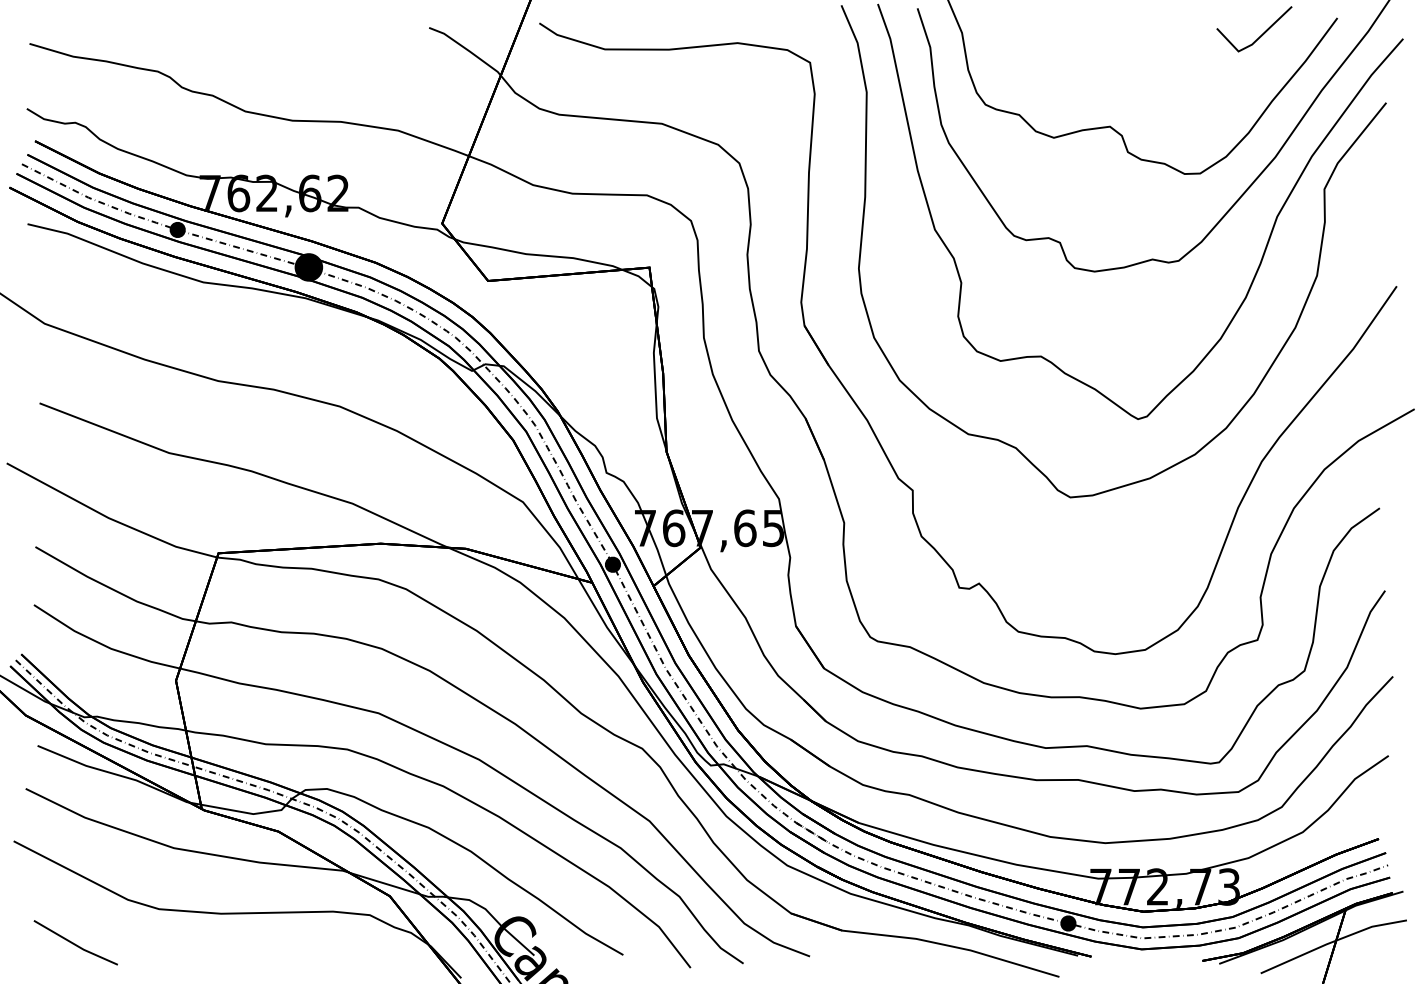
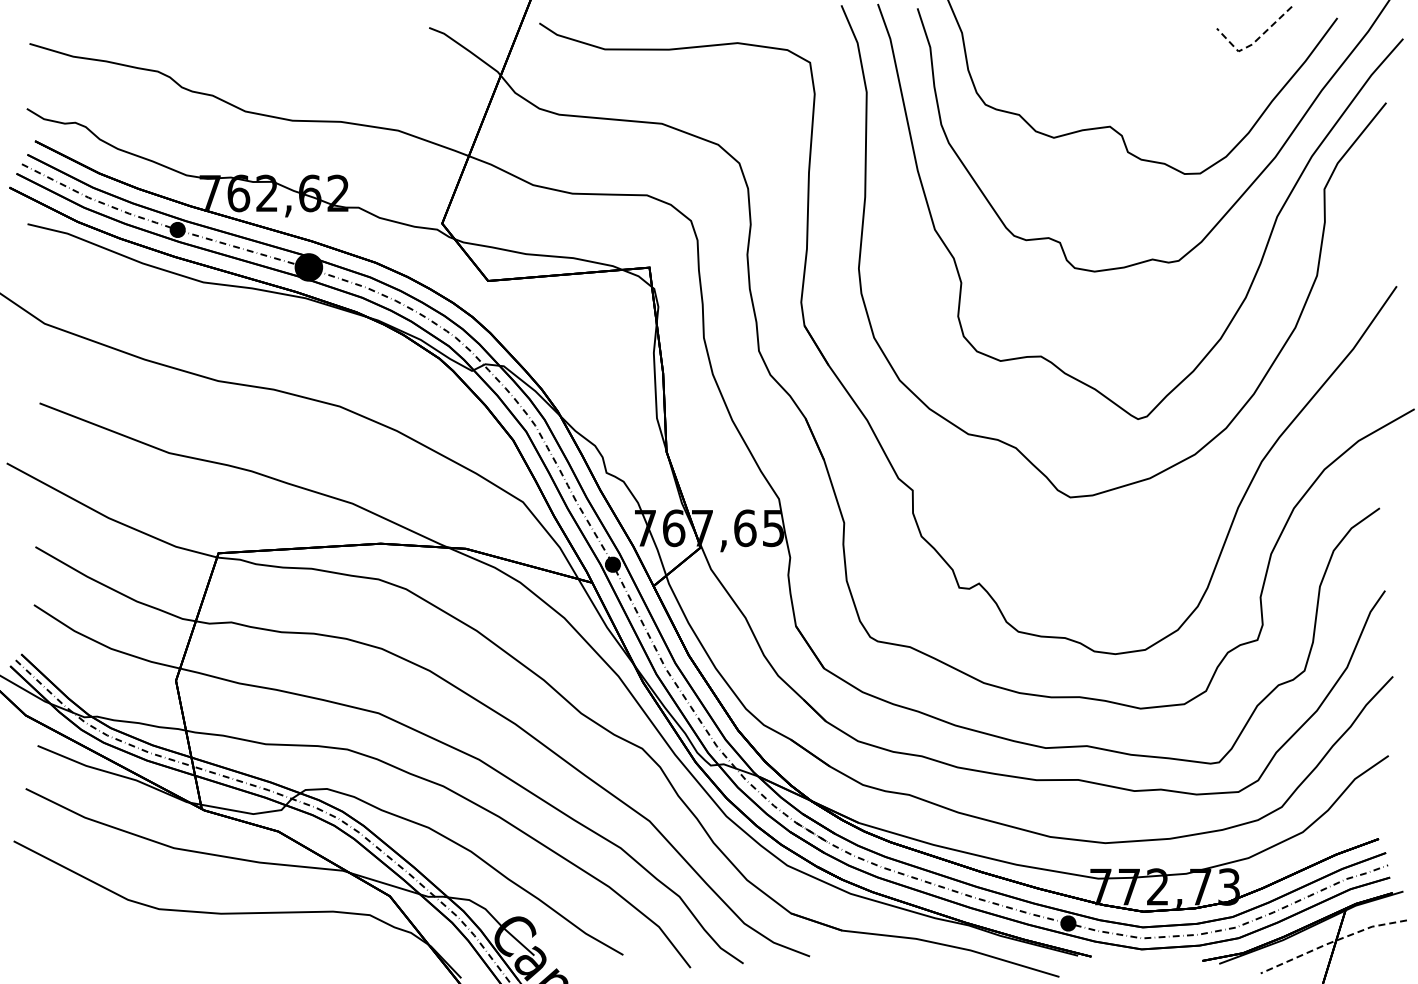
line: solid -> dashed (1254, 42)
line: solid -> dashed (1332, 942)
line: present -> none (75, 943)
